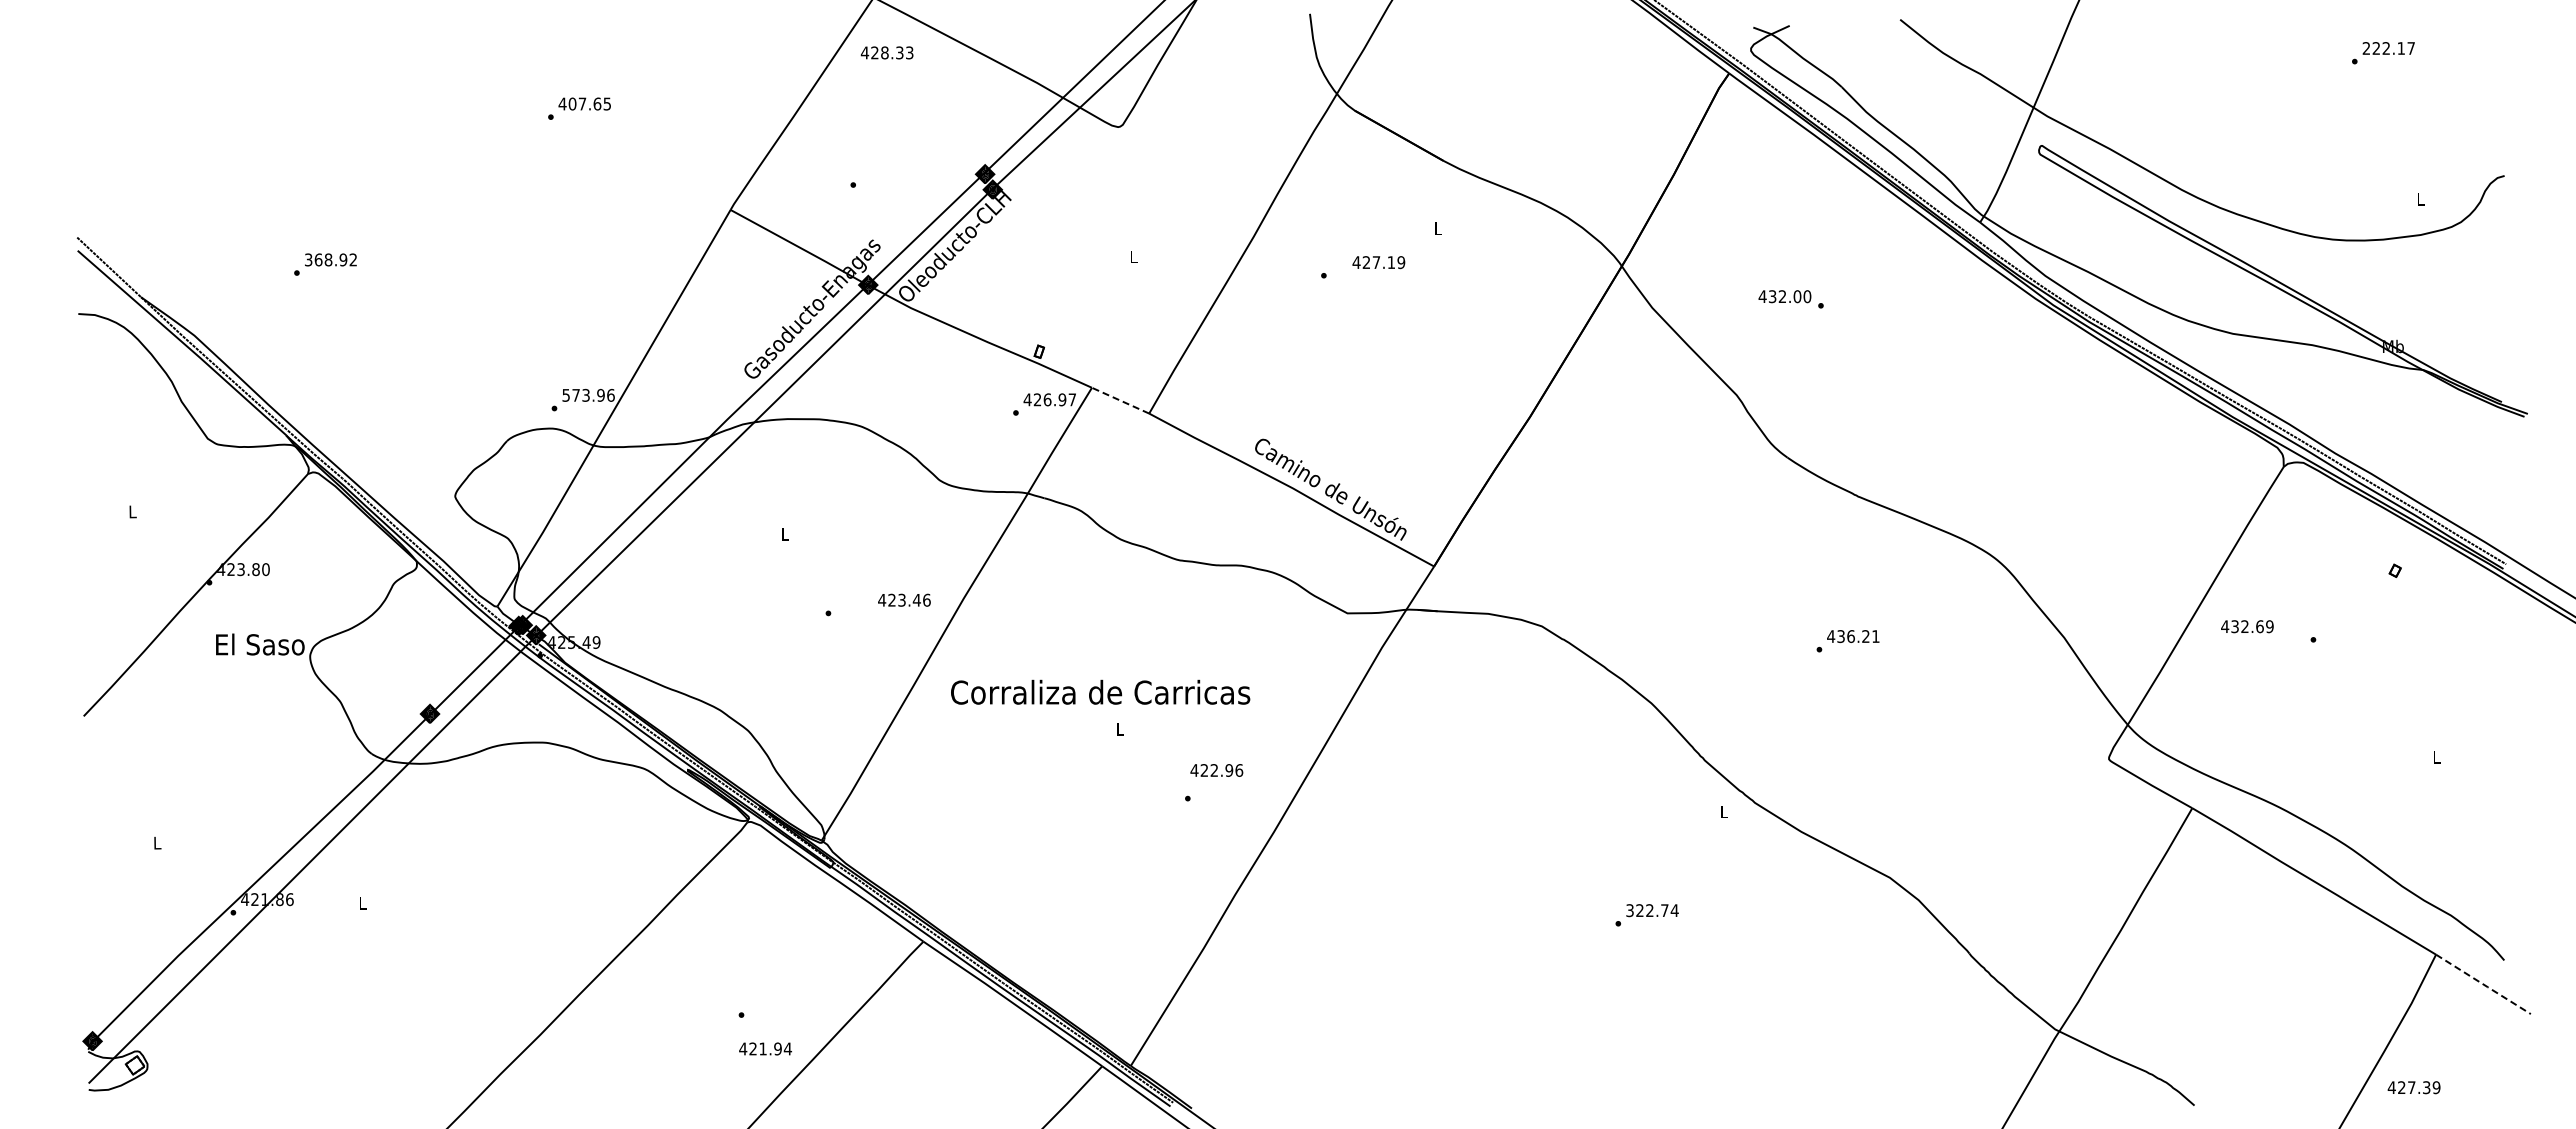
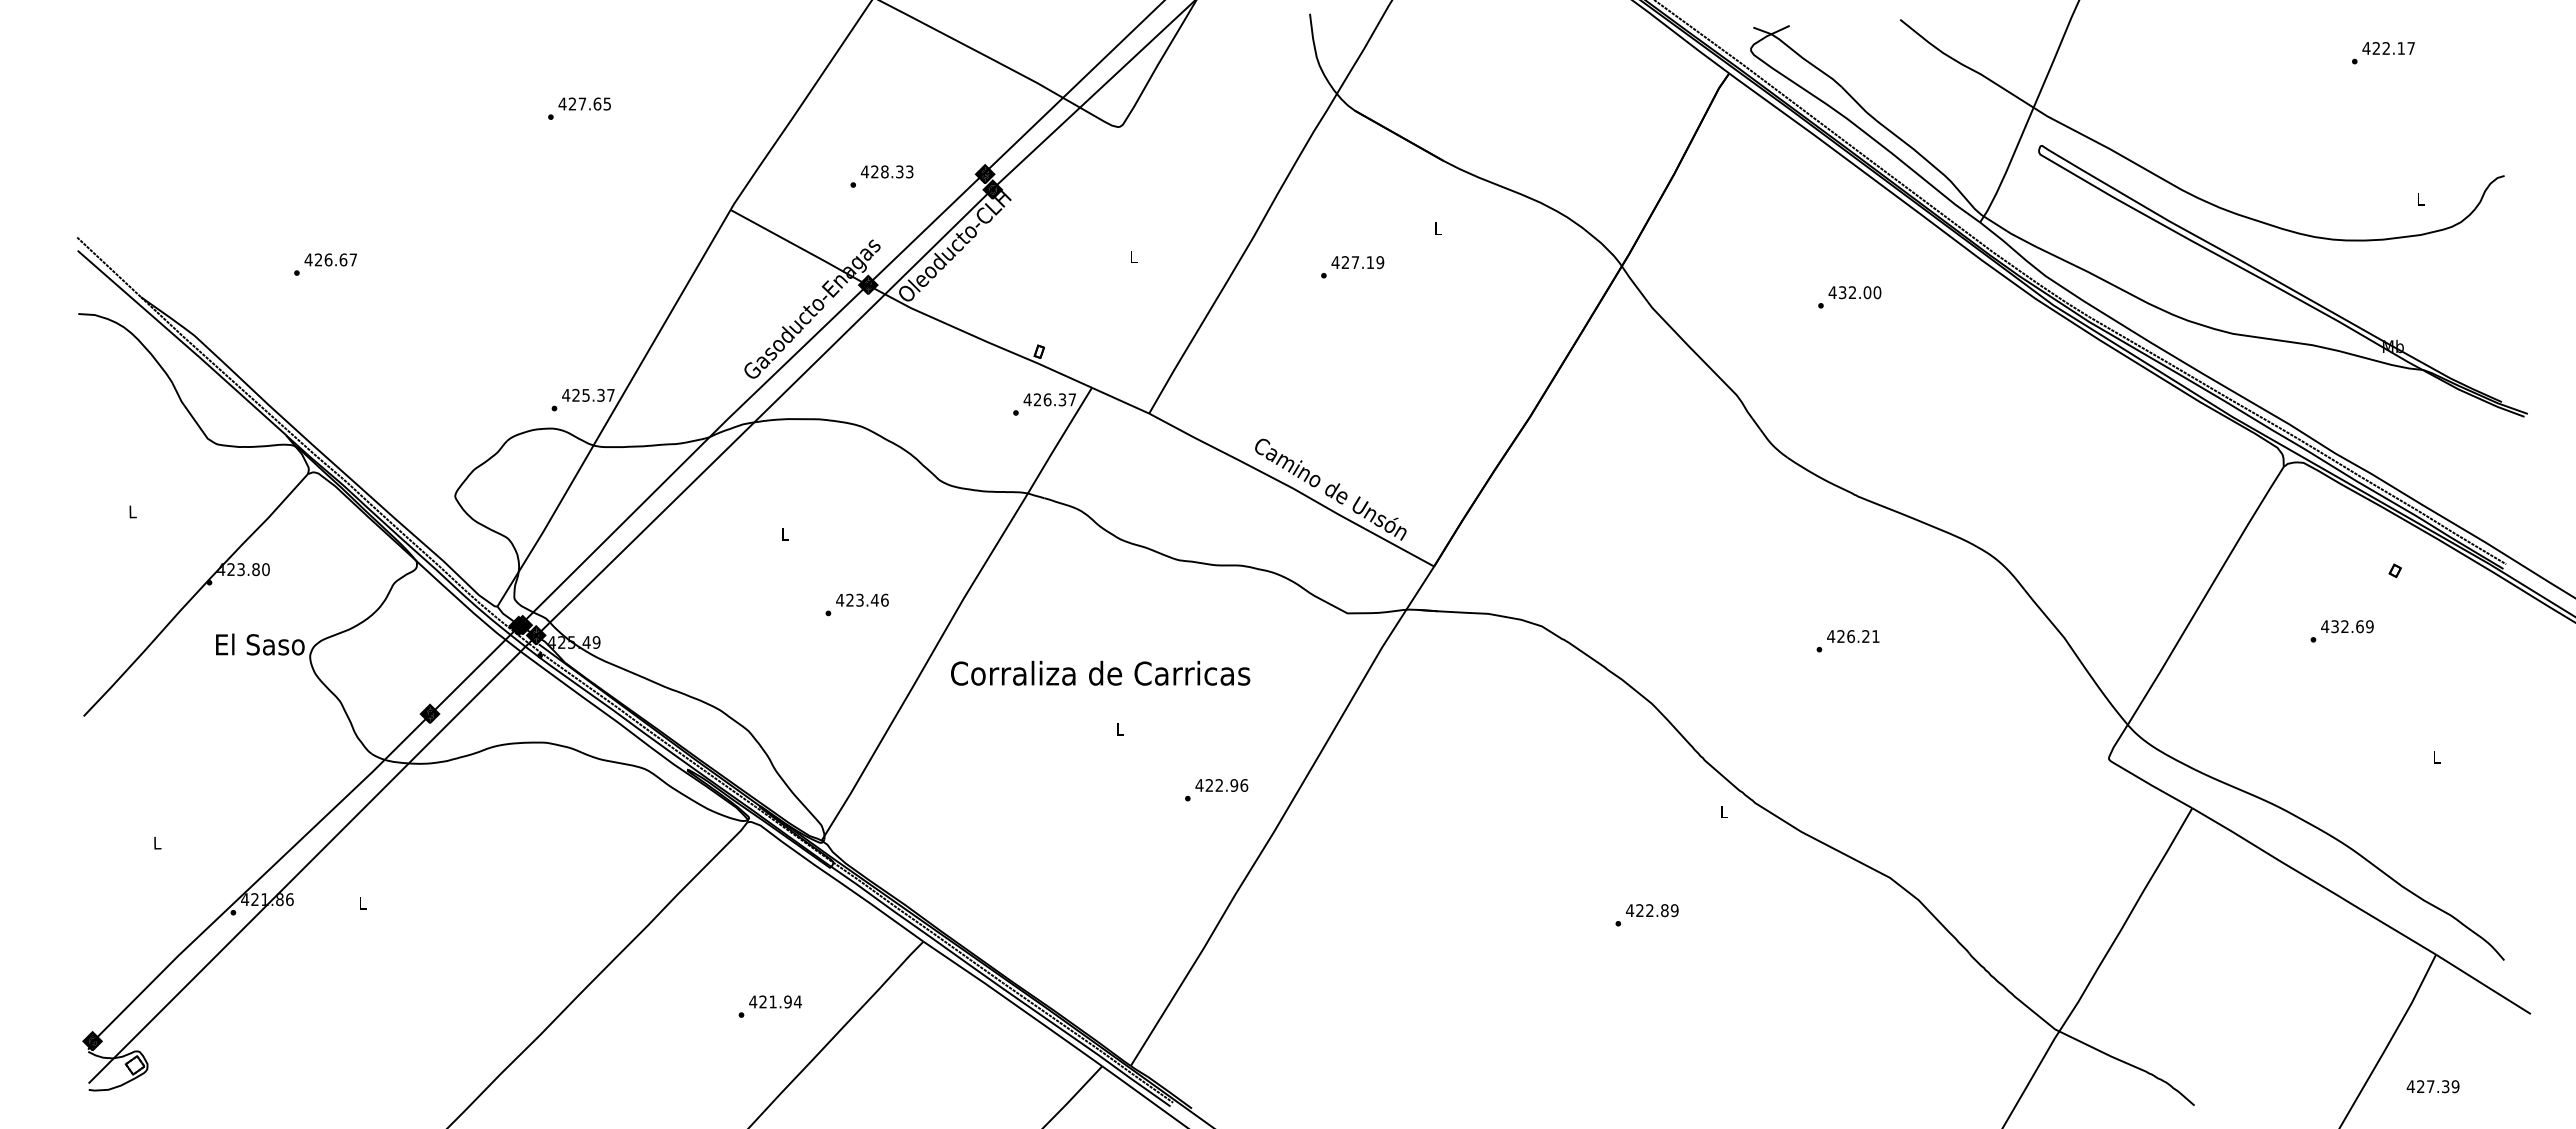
text: 222.17 -> 422.17 (2366, 48)
text position: (886, 52) -> (886, 171) (886, 171)
text: 407.65 -> 427.65 (572, 103)
text: 368.92 -> 426.67 (330, 259)
text position: (1378, 262) -> (1357, 262) (1357, 262)
text position: (1784, 296) -> (1854, 292) (1854, 292)
text: 573.96 -> 425.37 (588, 394)
text: 426.97 -> 426.37 (1062, 399)
line: dashed -> solid (1120, 400)
text position: (904, 599) -> (862, 599) (862, 599)
text position: (2247, 626) -> (2347, 626) (2347, 626)
text: 436.21 -> 426.21 (1840, 636)
text position: (1100, 691) -> (1100, 672) (1100, 672)
text position: (1216, 770) -> (1221, 785) (1221, 785)
text: 322.74 -> 422.89 (1651, 910)
line: dashed -> solid (2483, 984)
text position: (765, 1048) -> (775, 1001) (775, 1001)
text position: (2413, 1087) -> (2432, 1086) (2432, 1086)
